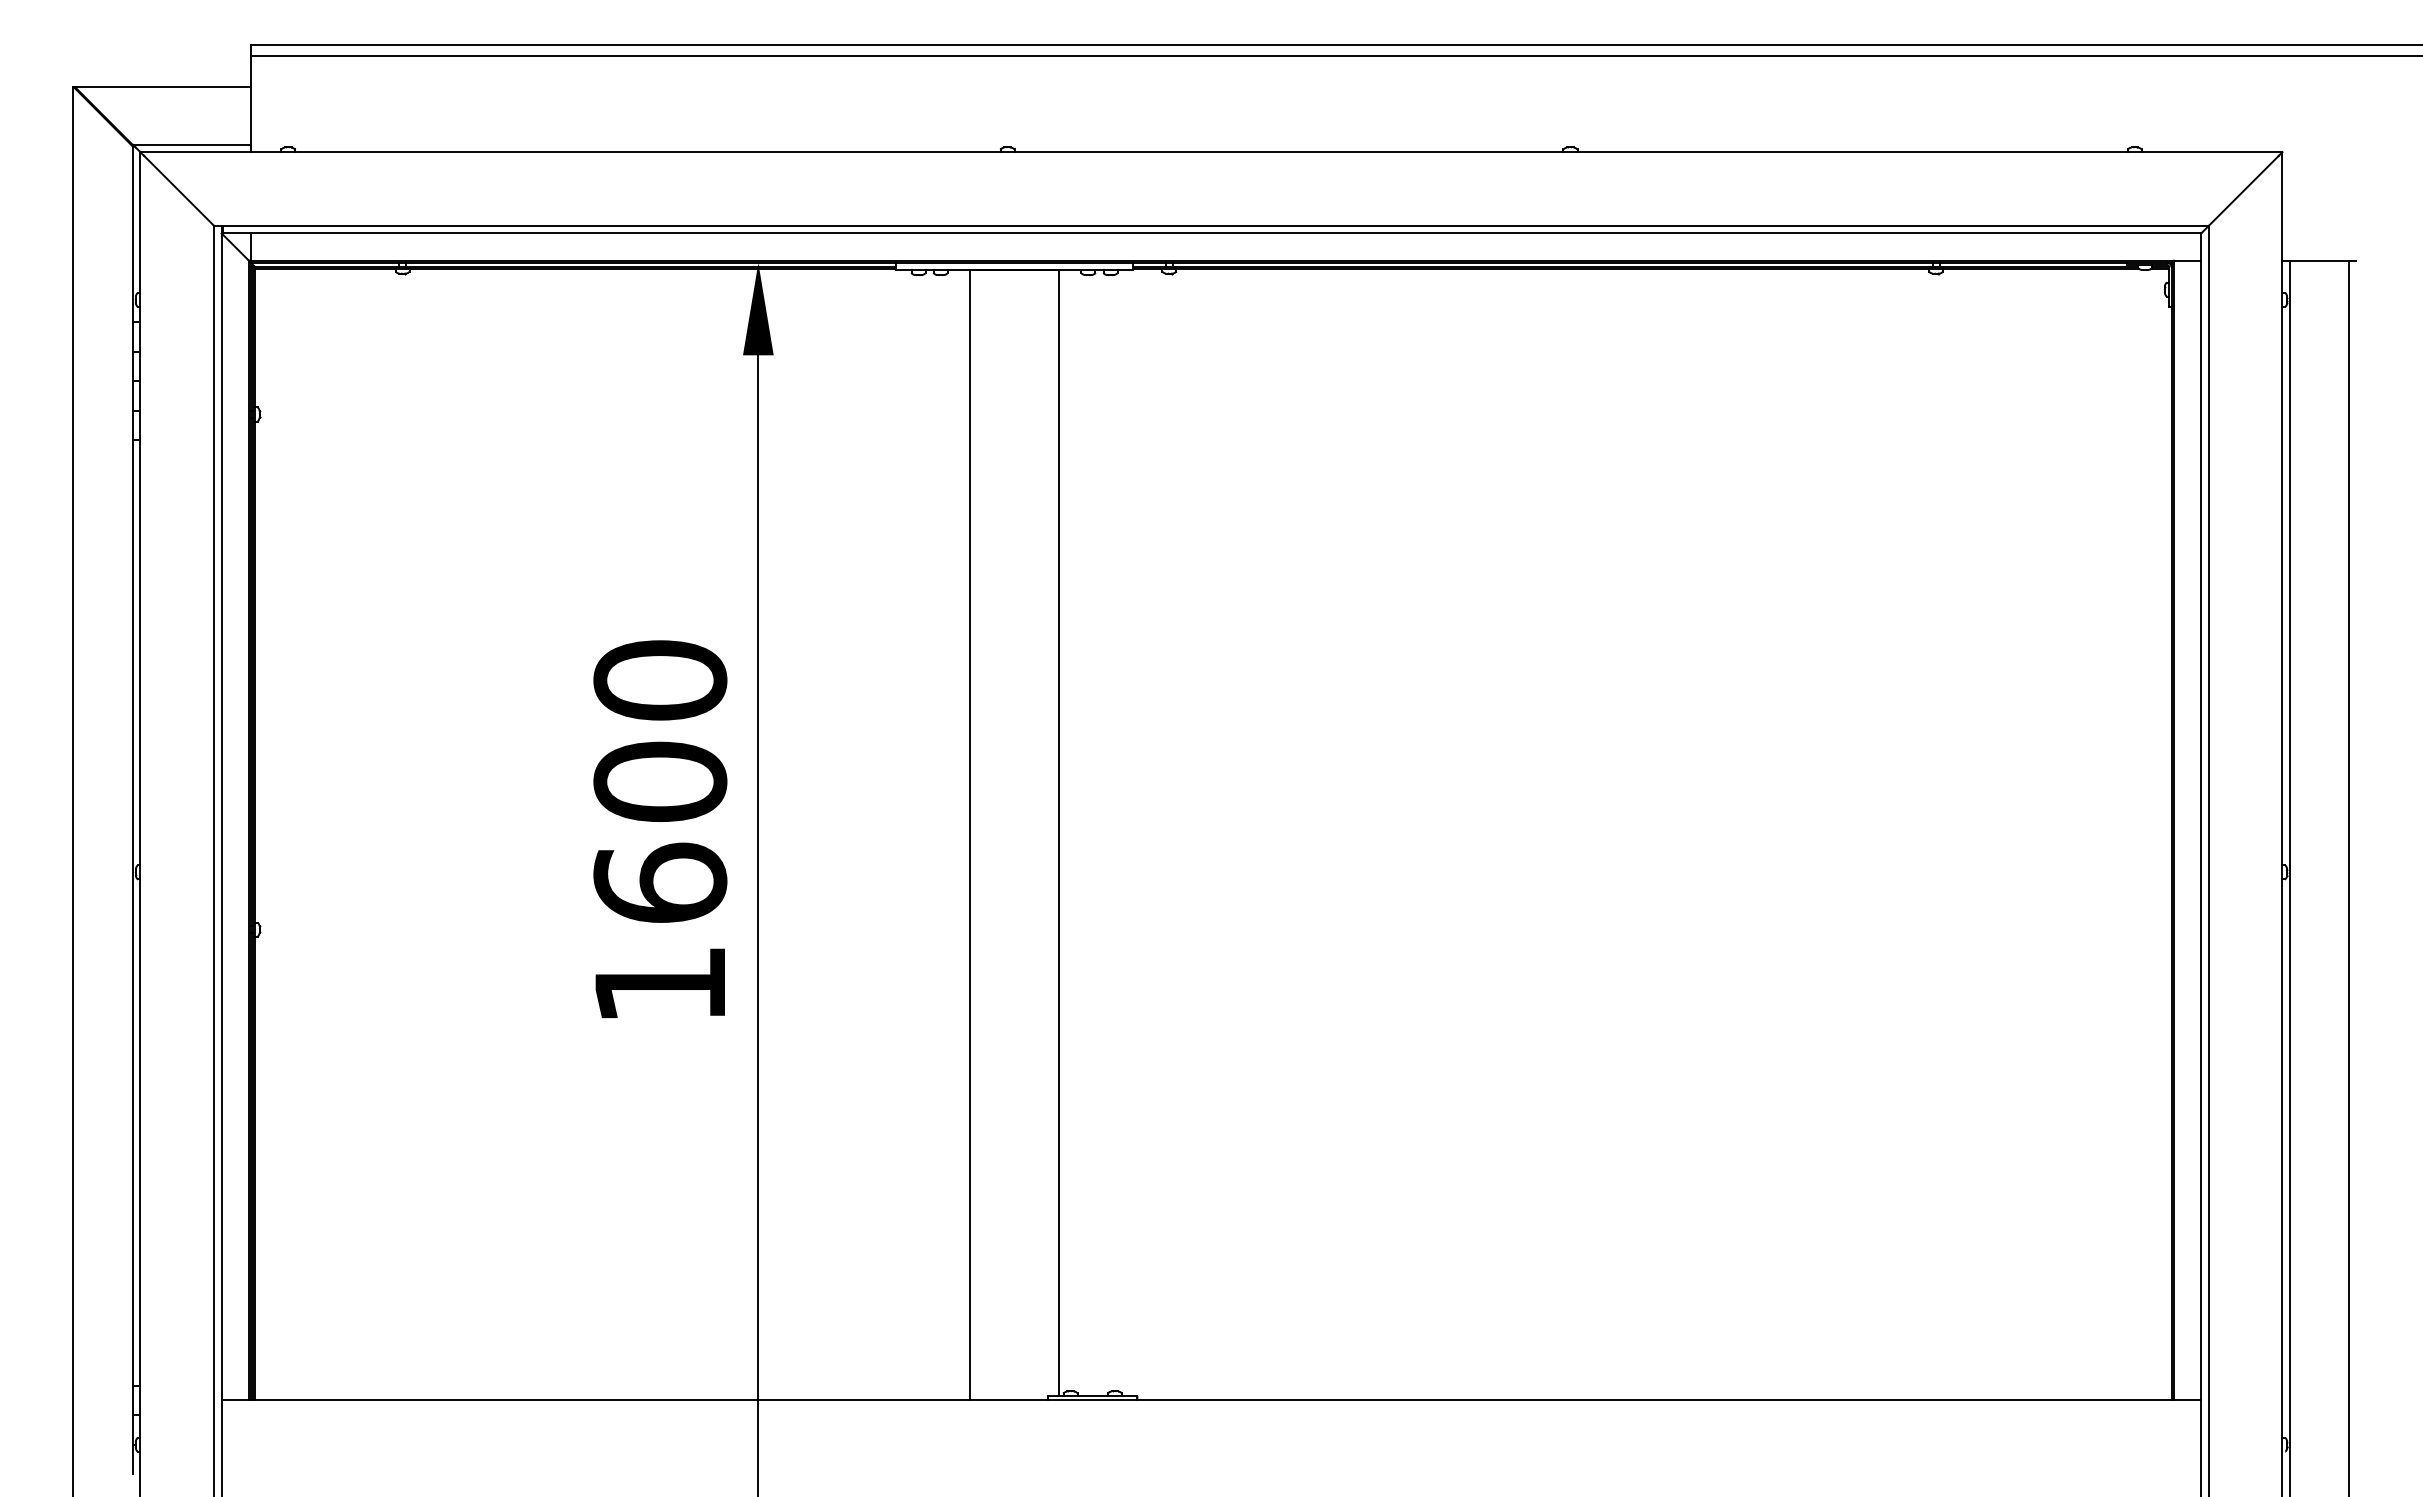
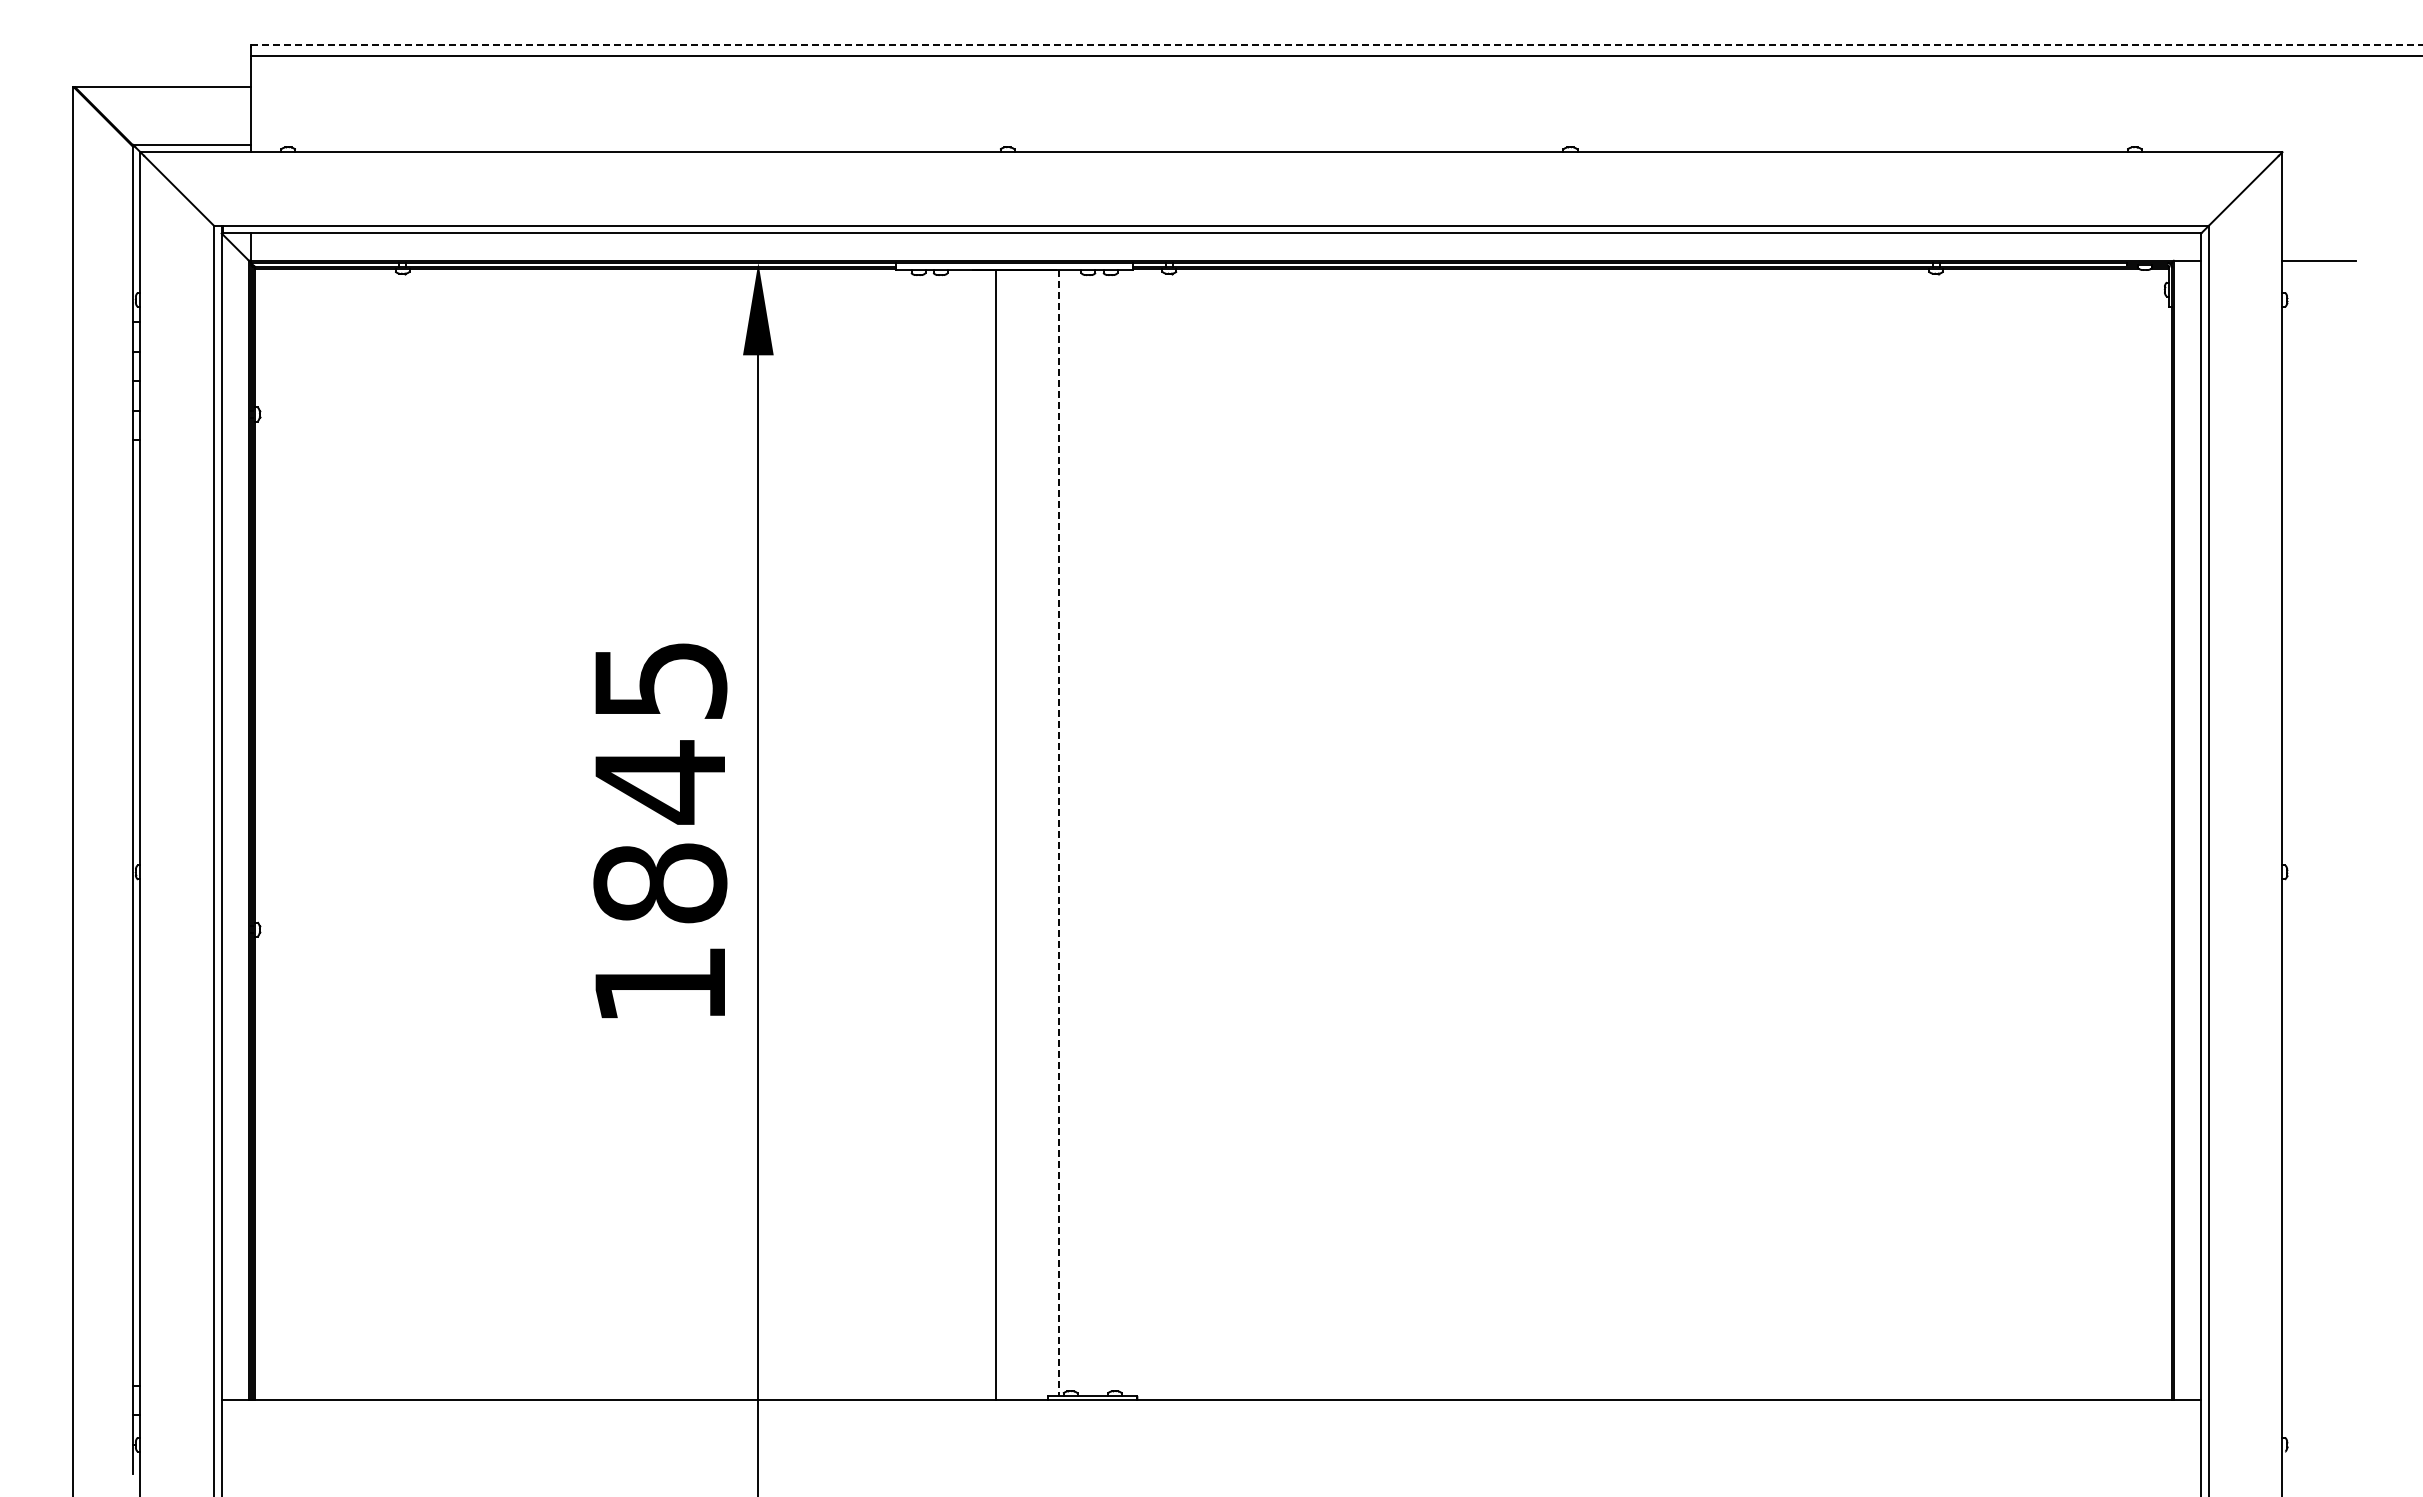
line: solid -> dashed (1337, 45)
text: 1600 -> 1845 (660, 781)
line: solid -> dashed (1058, 833)
line position: (970, 835) -> (996, 835) (996, 835)
line: present -> none (2289, 876)
line: present -> none (2348, 876)
